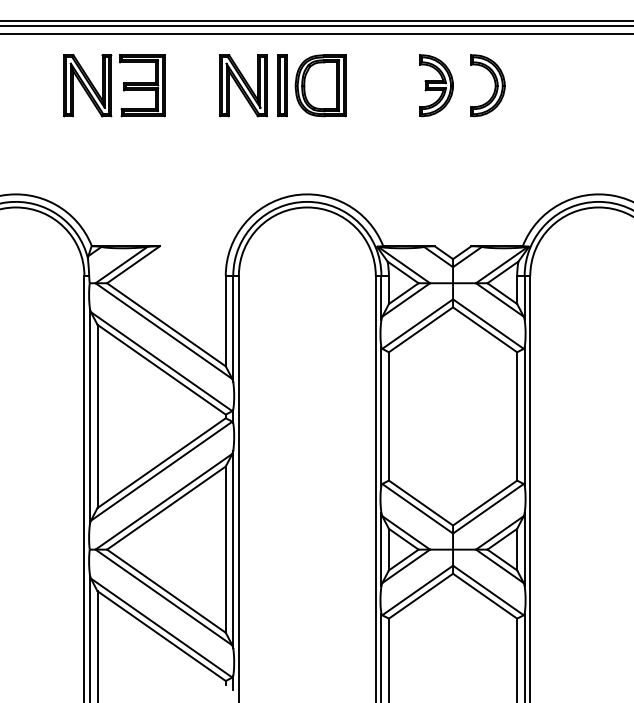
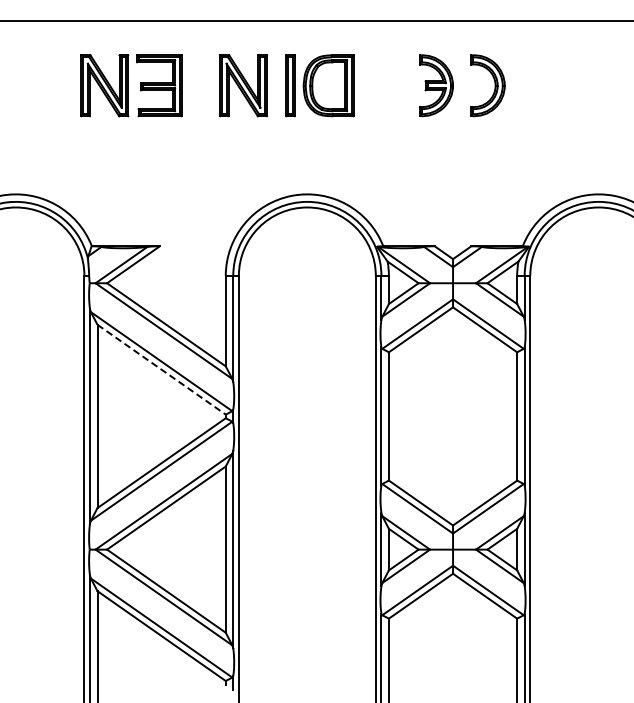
line: present -> none (316, 26)
line: present -> none (316, 33)
part position: (114, 85) -> (131, 85) (131, 85)
part position: (311, 85) -> (319, 85) (319, 85)
line: solid -> dashed (162, 370)
